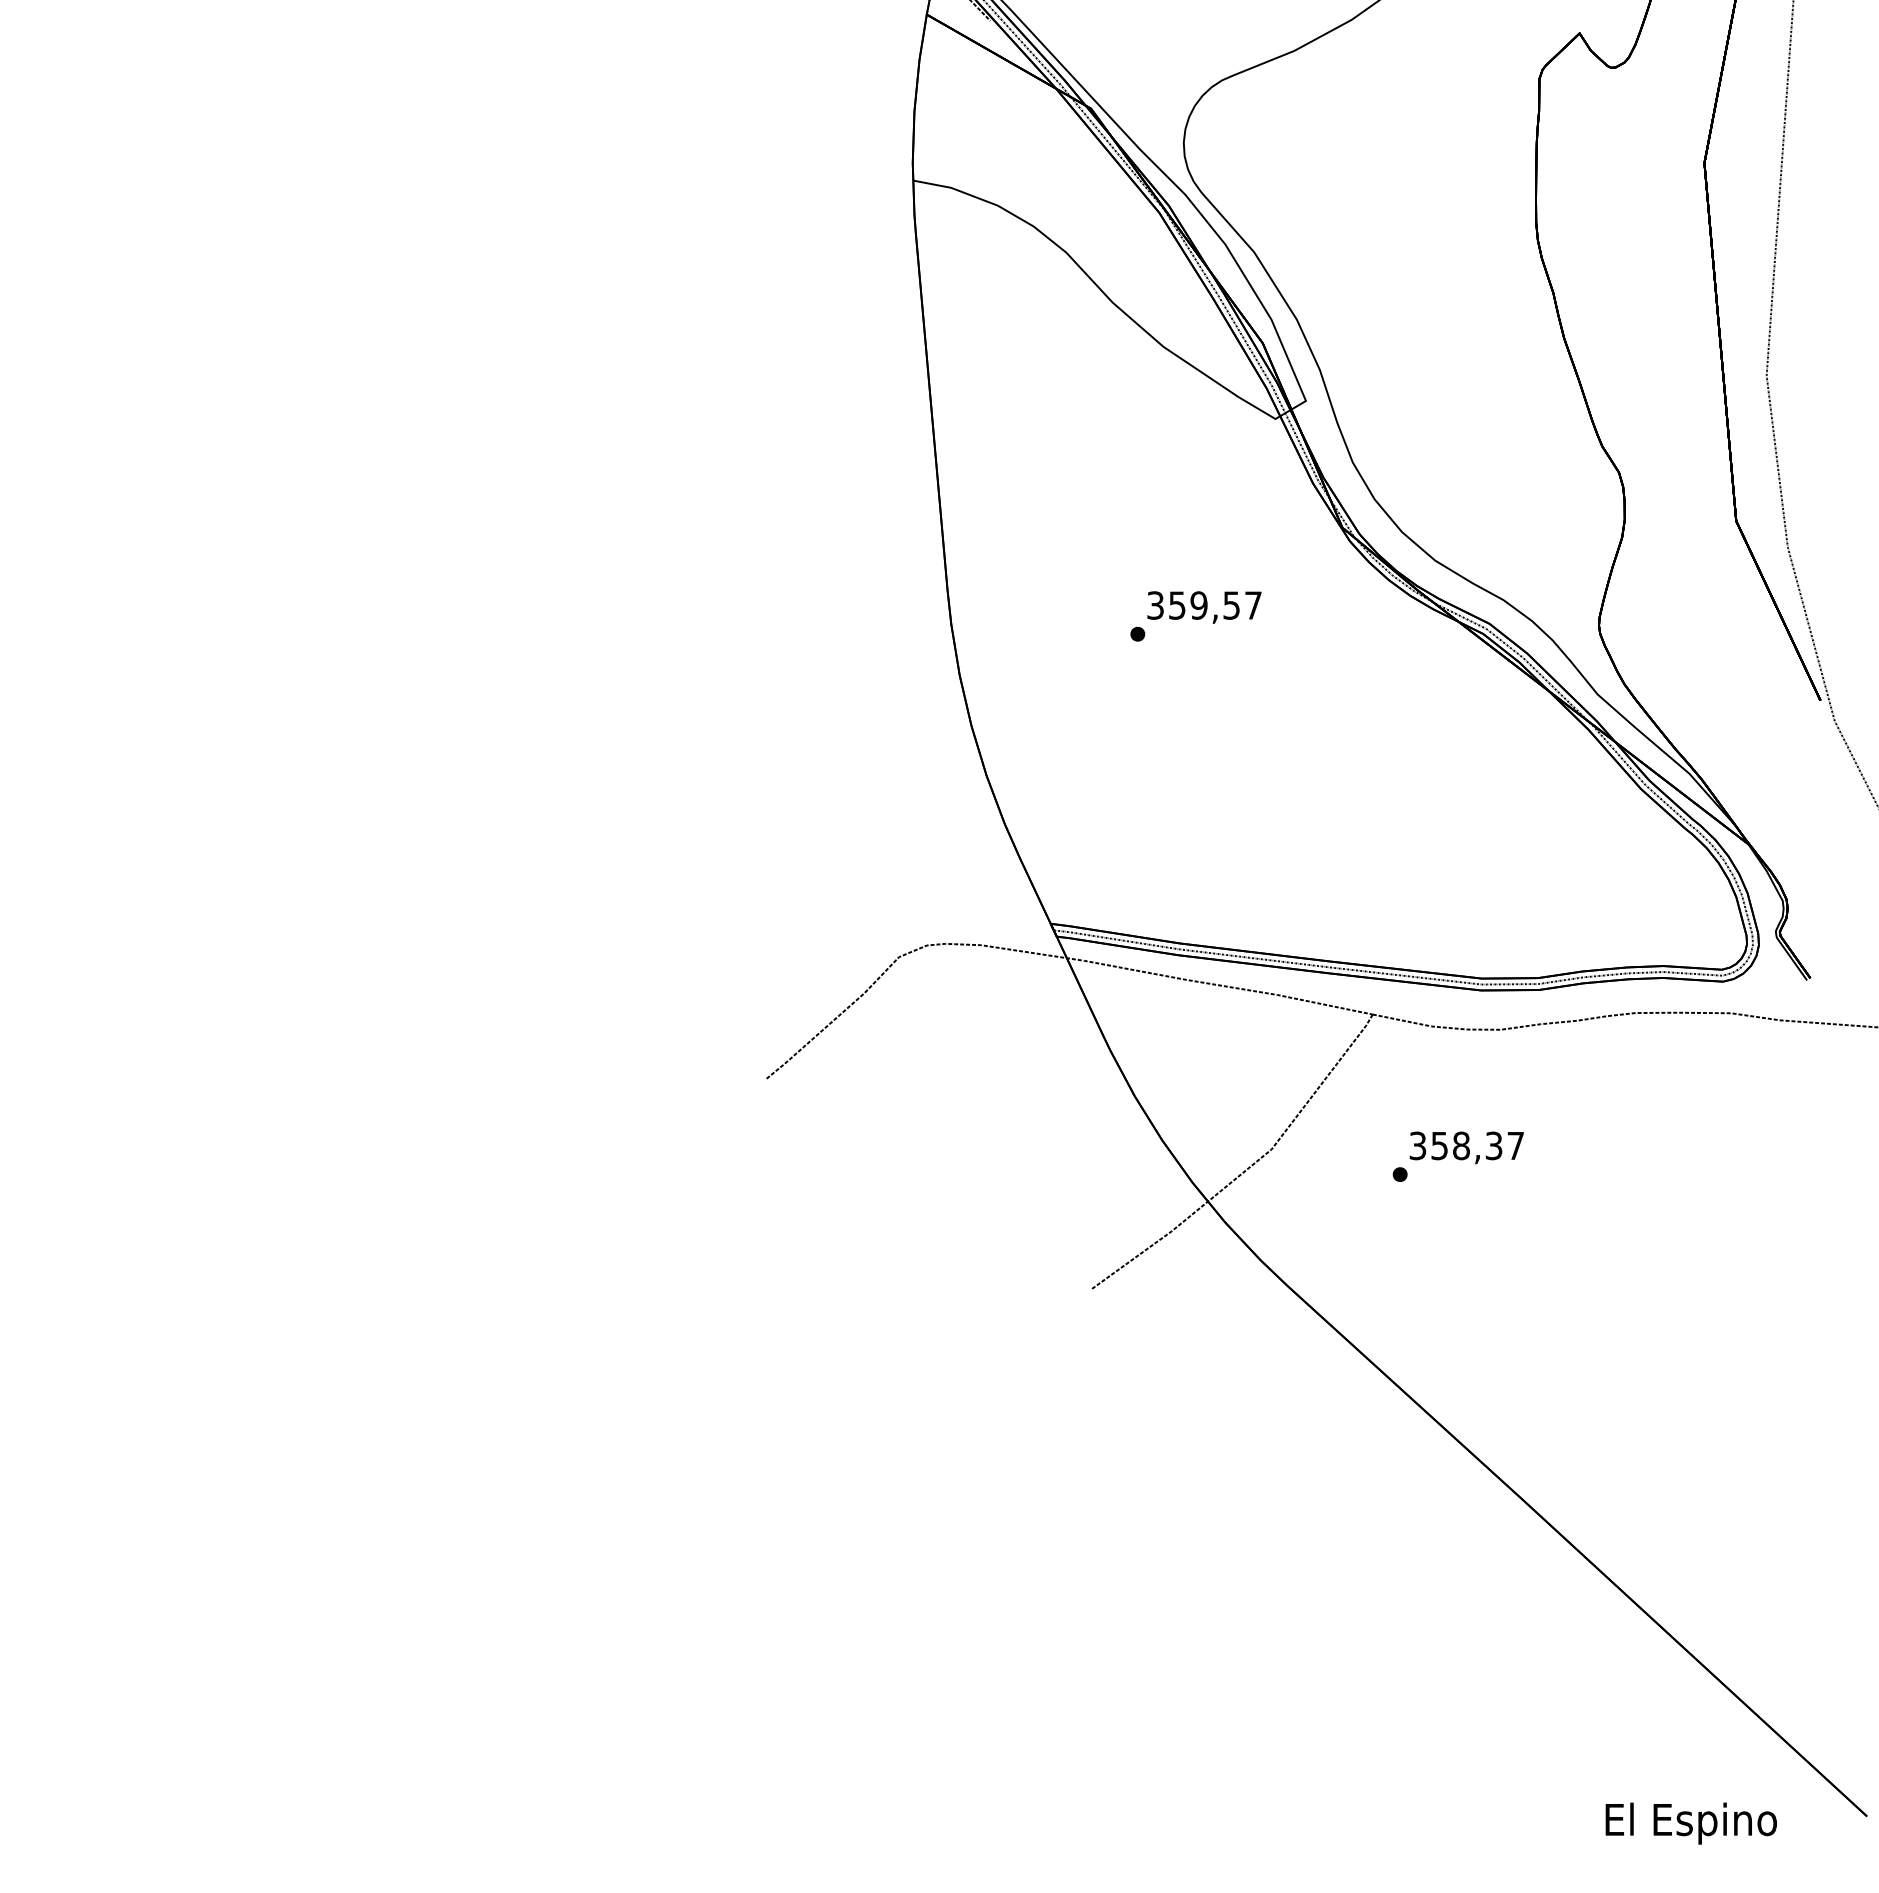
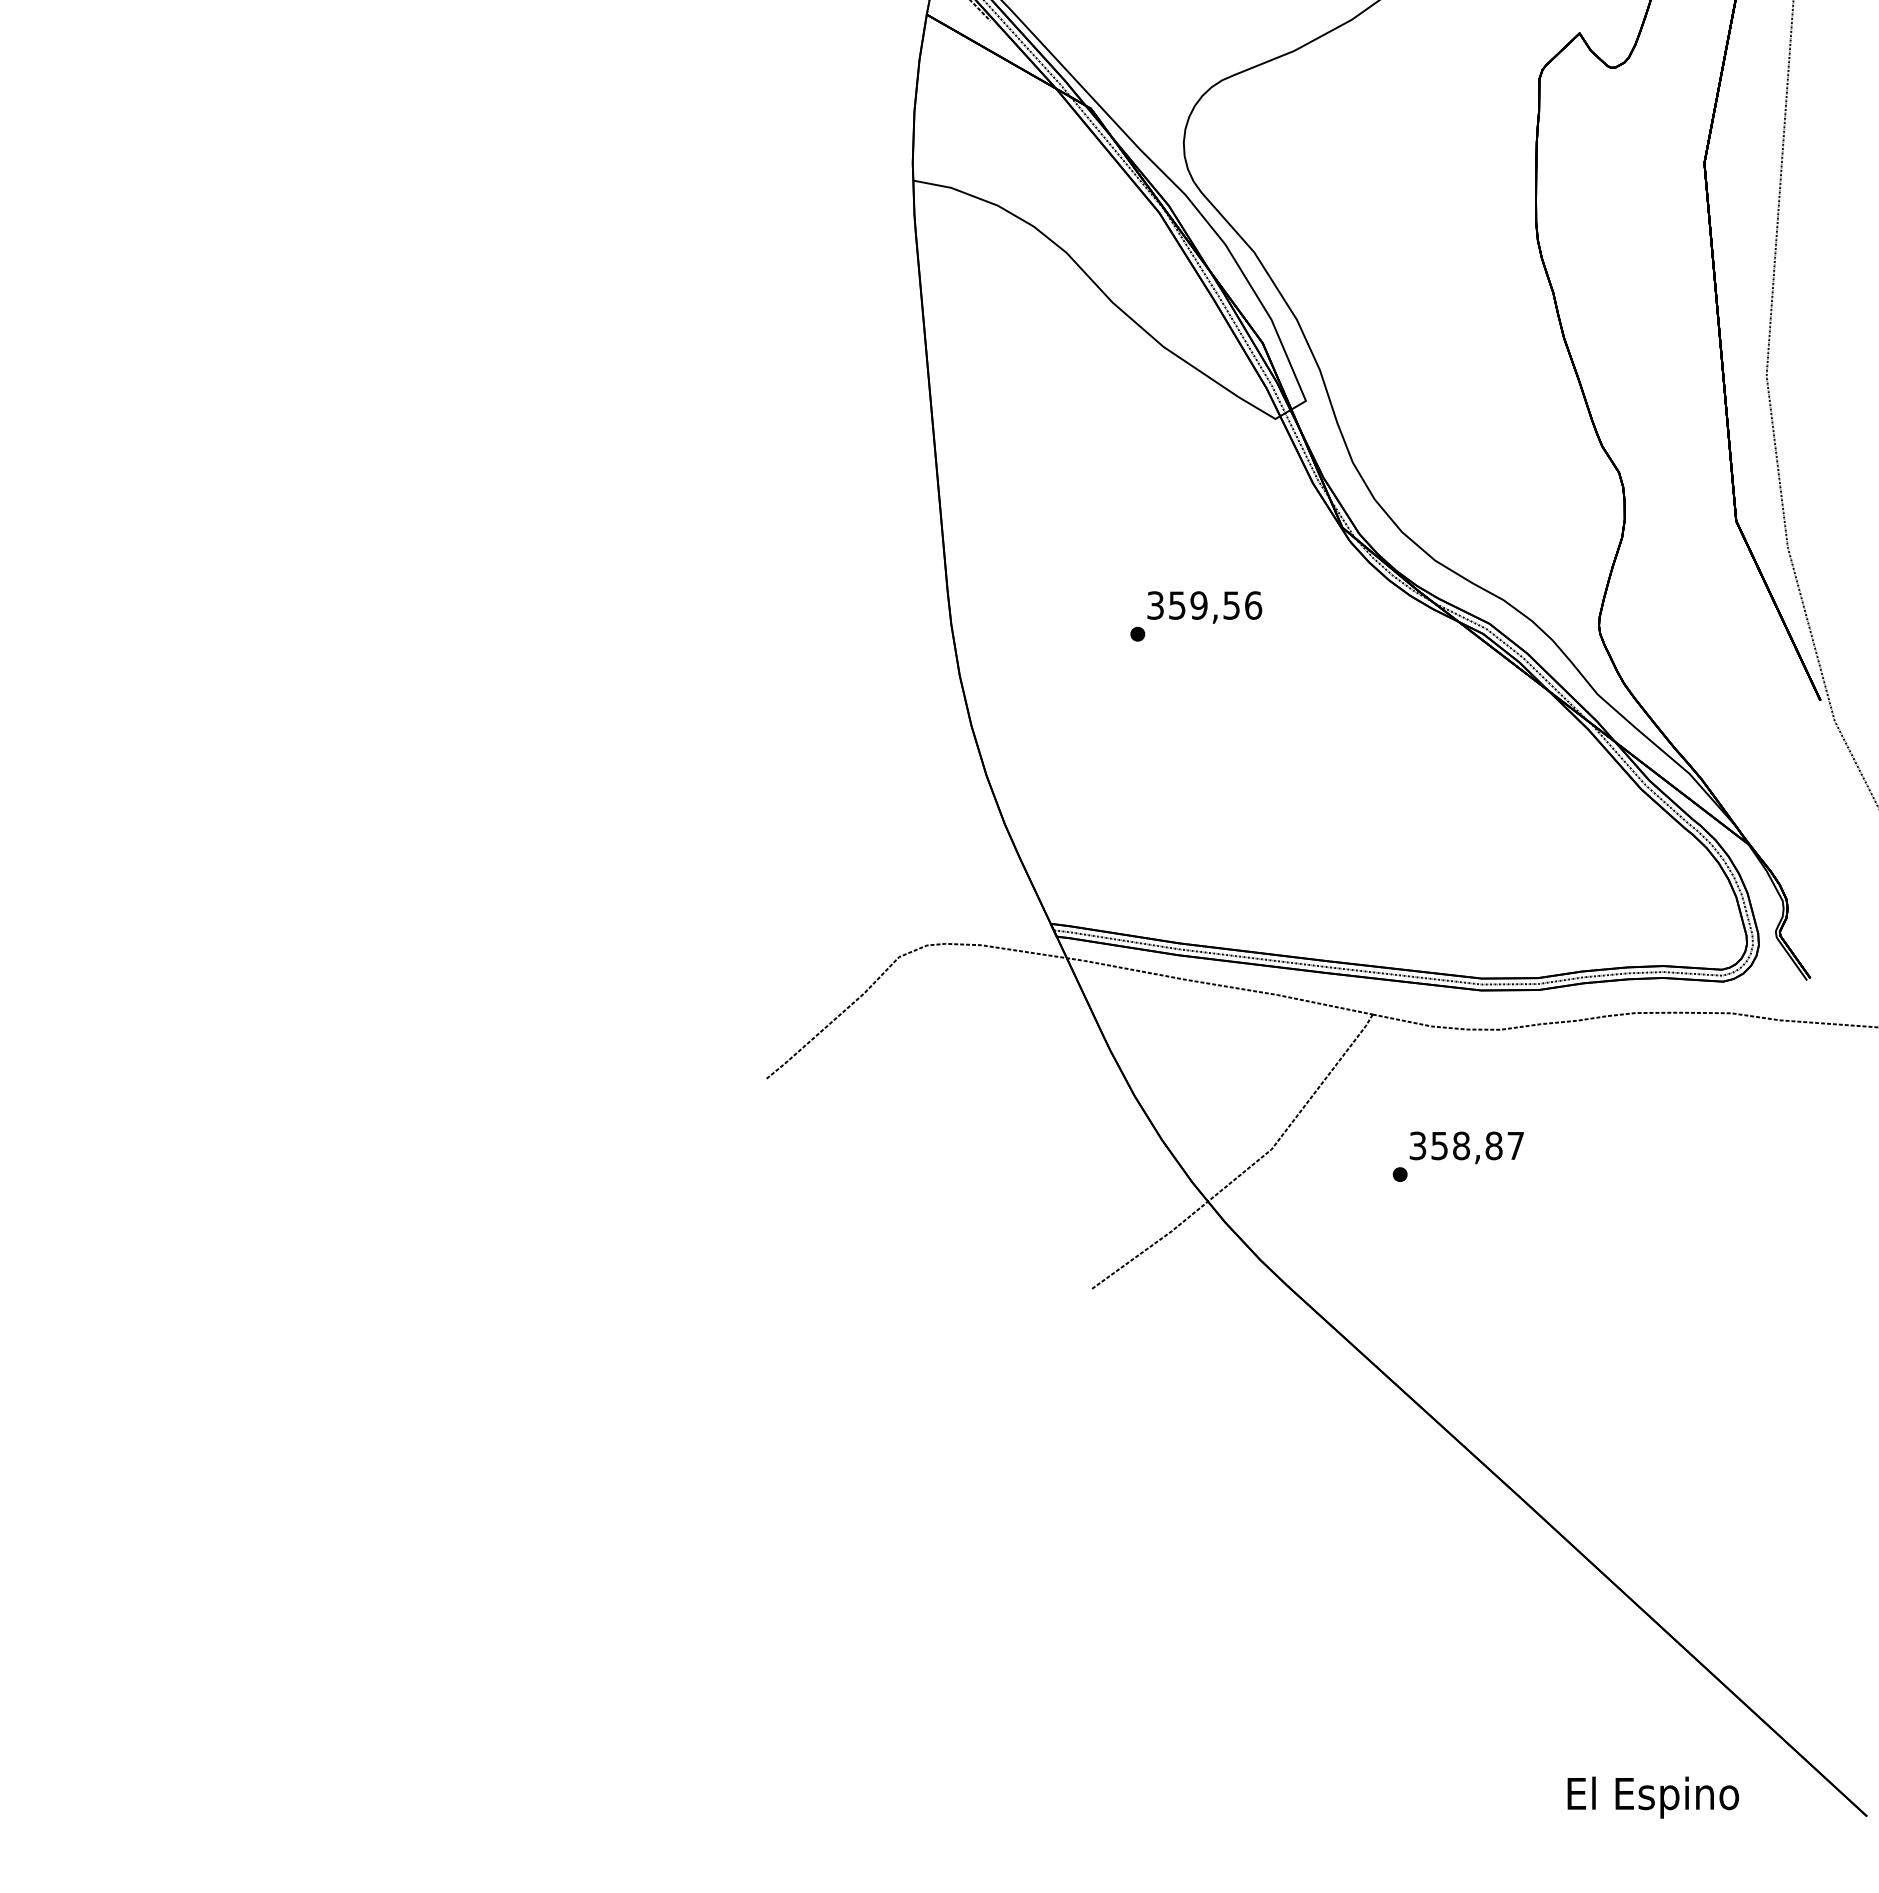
text: 359,57 -> 359,56 (1253, 605)
text: 358,37 -> 358,87 (1493, 1145)
text position: (1690, 1823) -> (1652, 1797) (1652, 1797)
